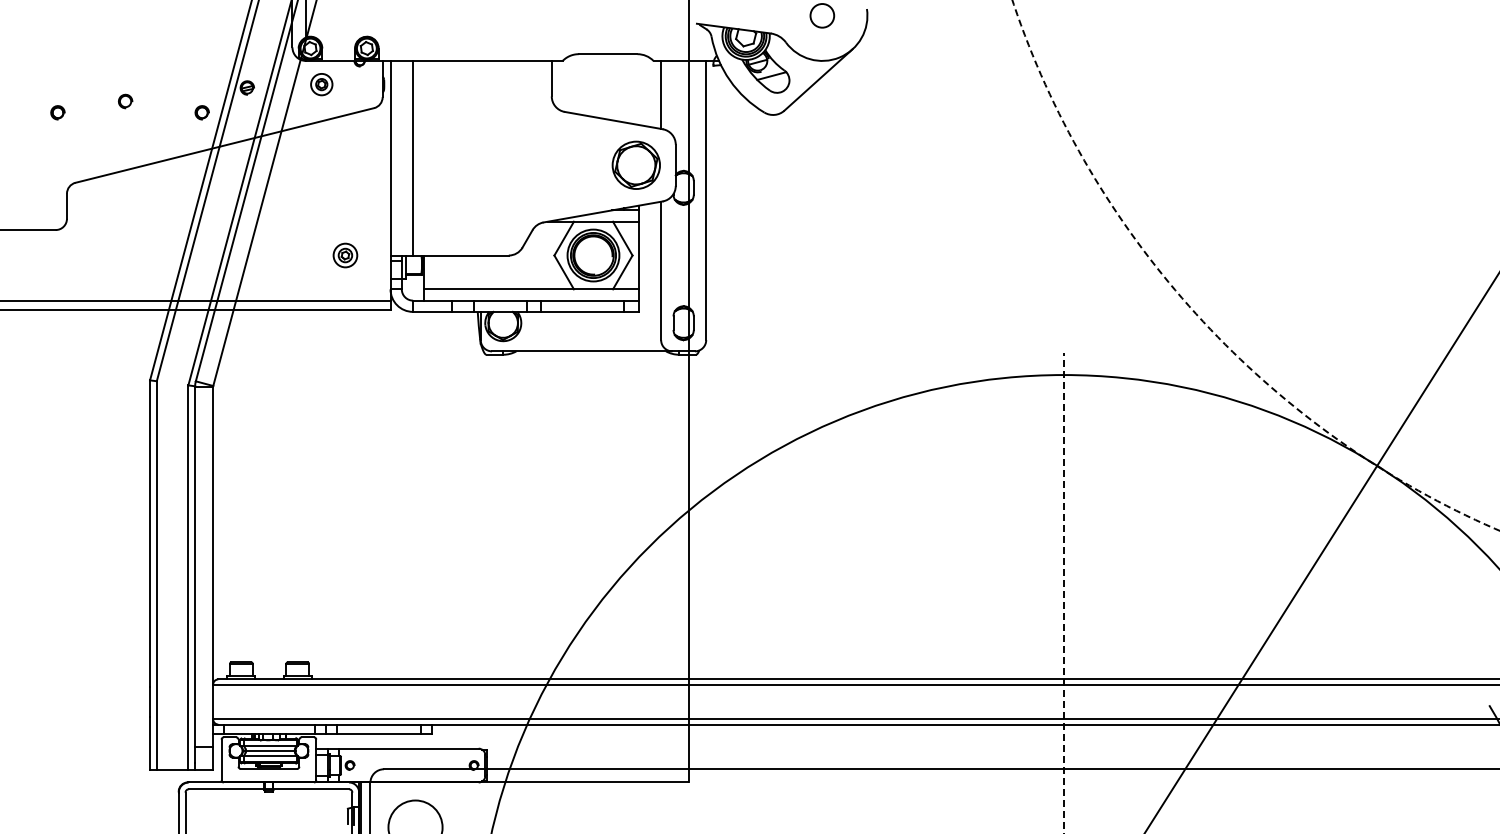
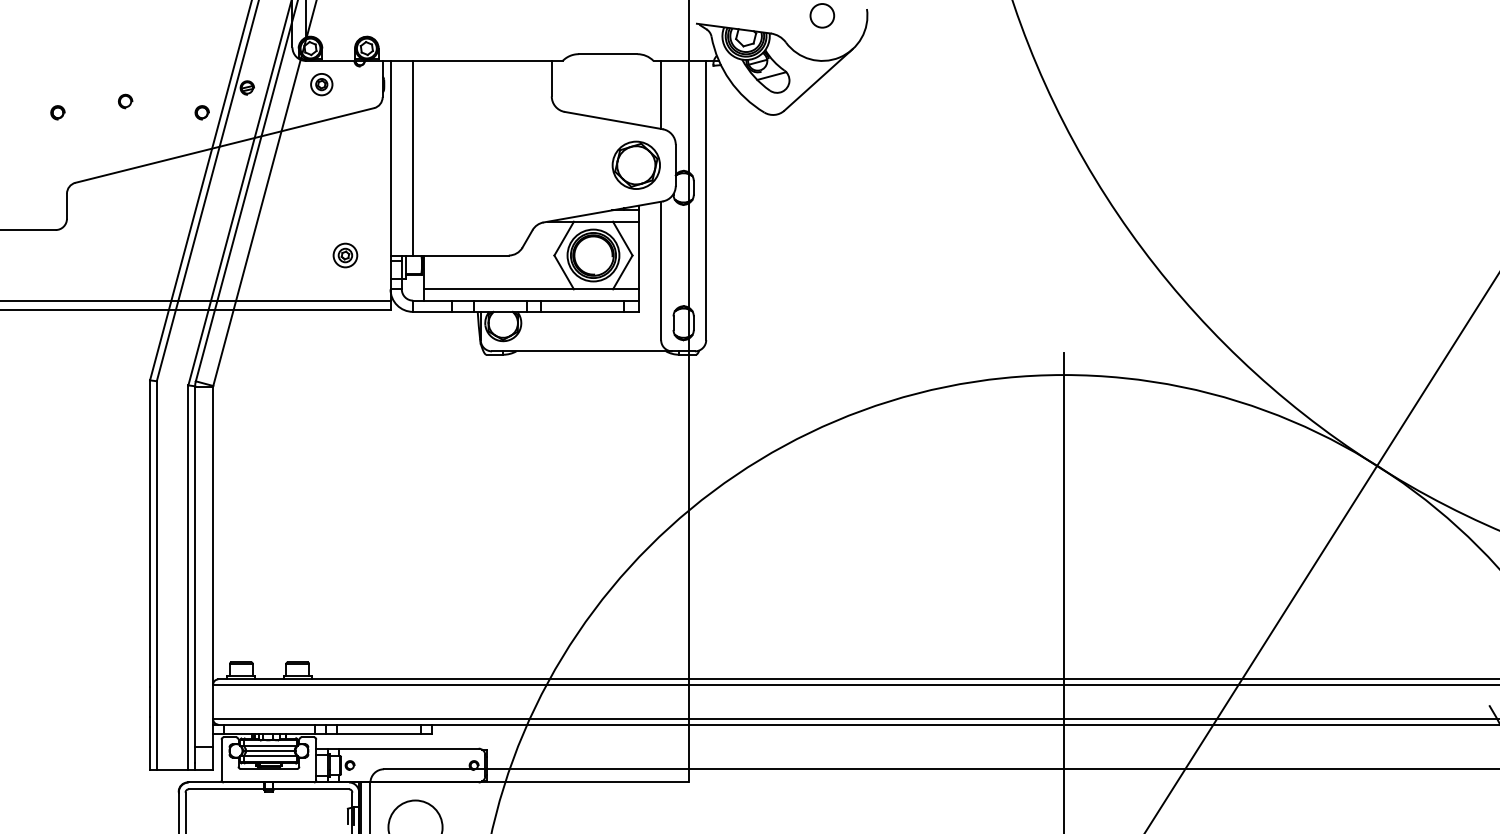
circle: dashed -> solid (1255, 265)
line: dashed -> solid (1063, 592)
